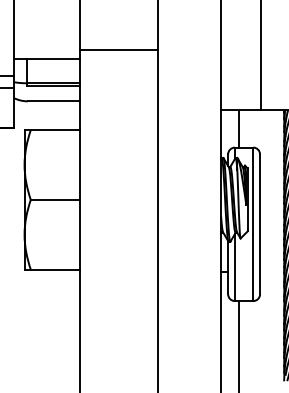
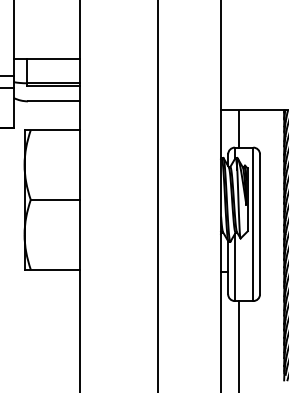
line: present -> none (119, 50)
line: present -> none (260, 56)
